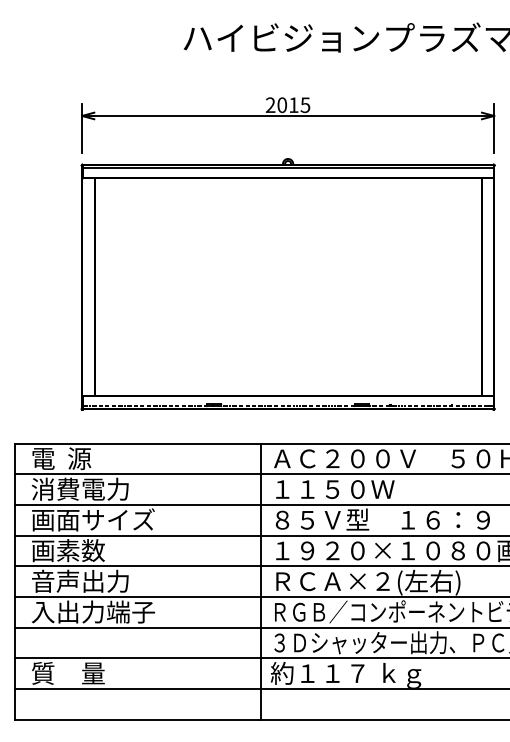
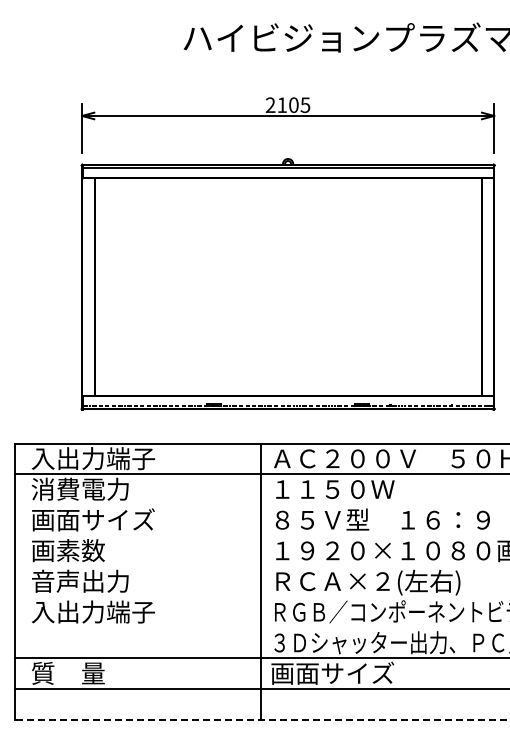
text: 2015 -> 2105 (287, 105)
text: 電  源 -> 入出力端子 (92, 458)
line: present -> none (260, 504)
line: present -> none (260, 535)
line: present -> none (260, 566)
line: present -> none (260, 596)
line: present -> none (260, 627)
text: 約１１７ ｋｇ -> 画面サイズ (345, 674)
line: solid -> dashed (262, 719)
